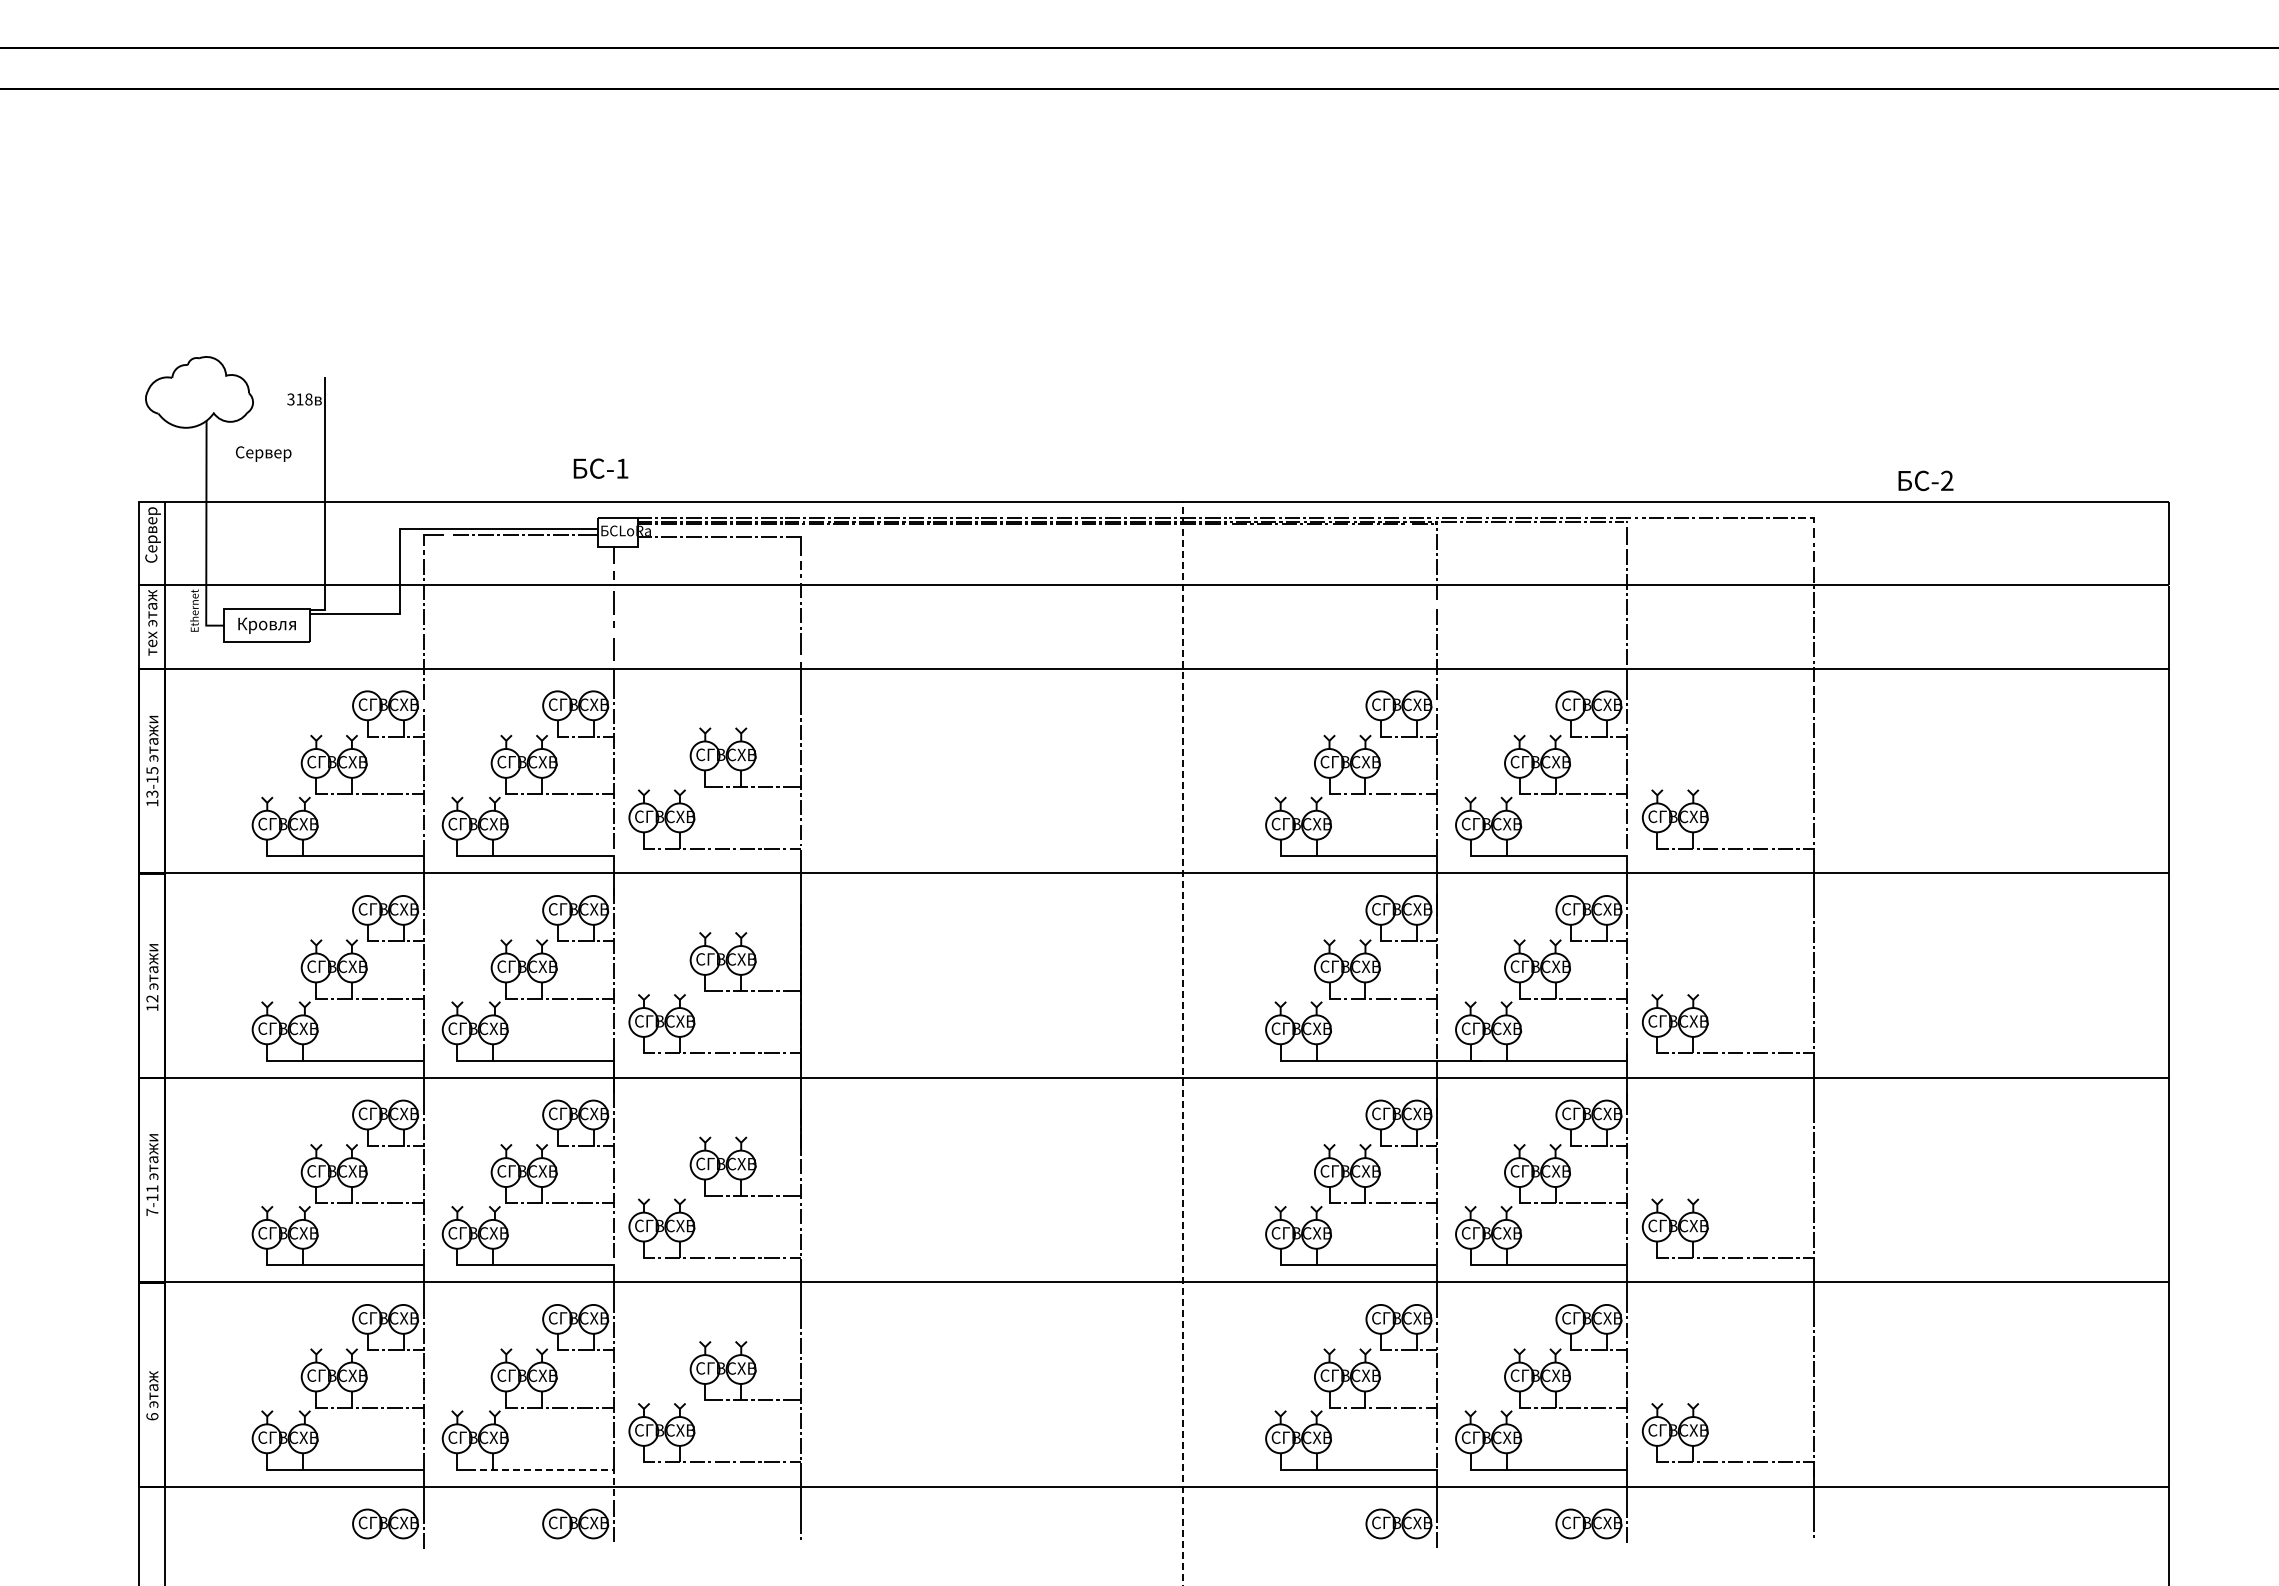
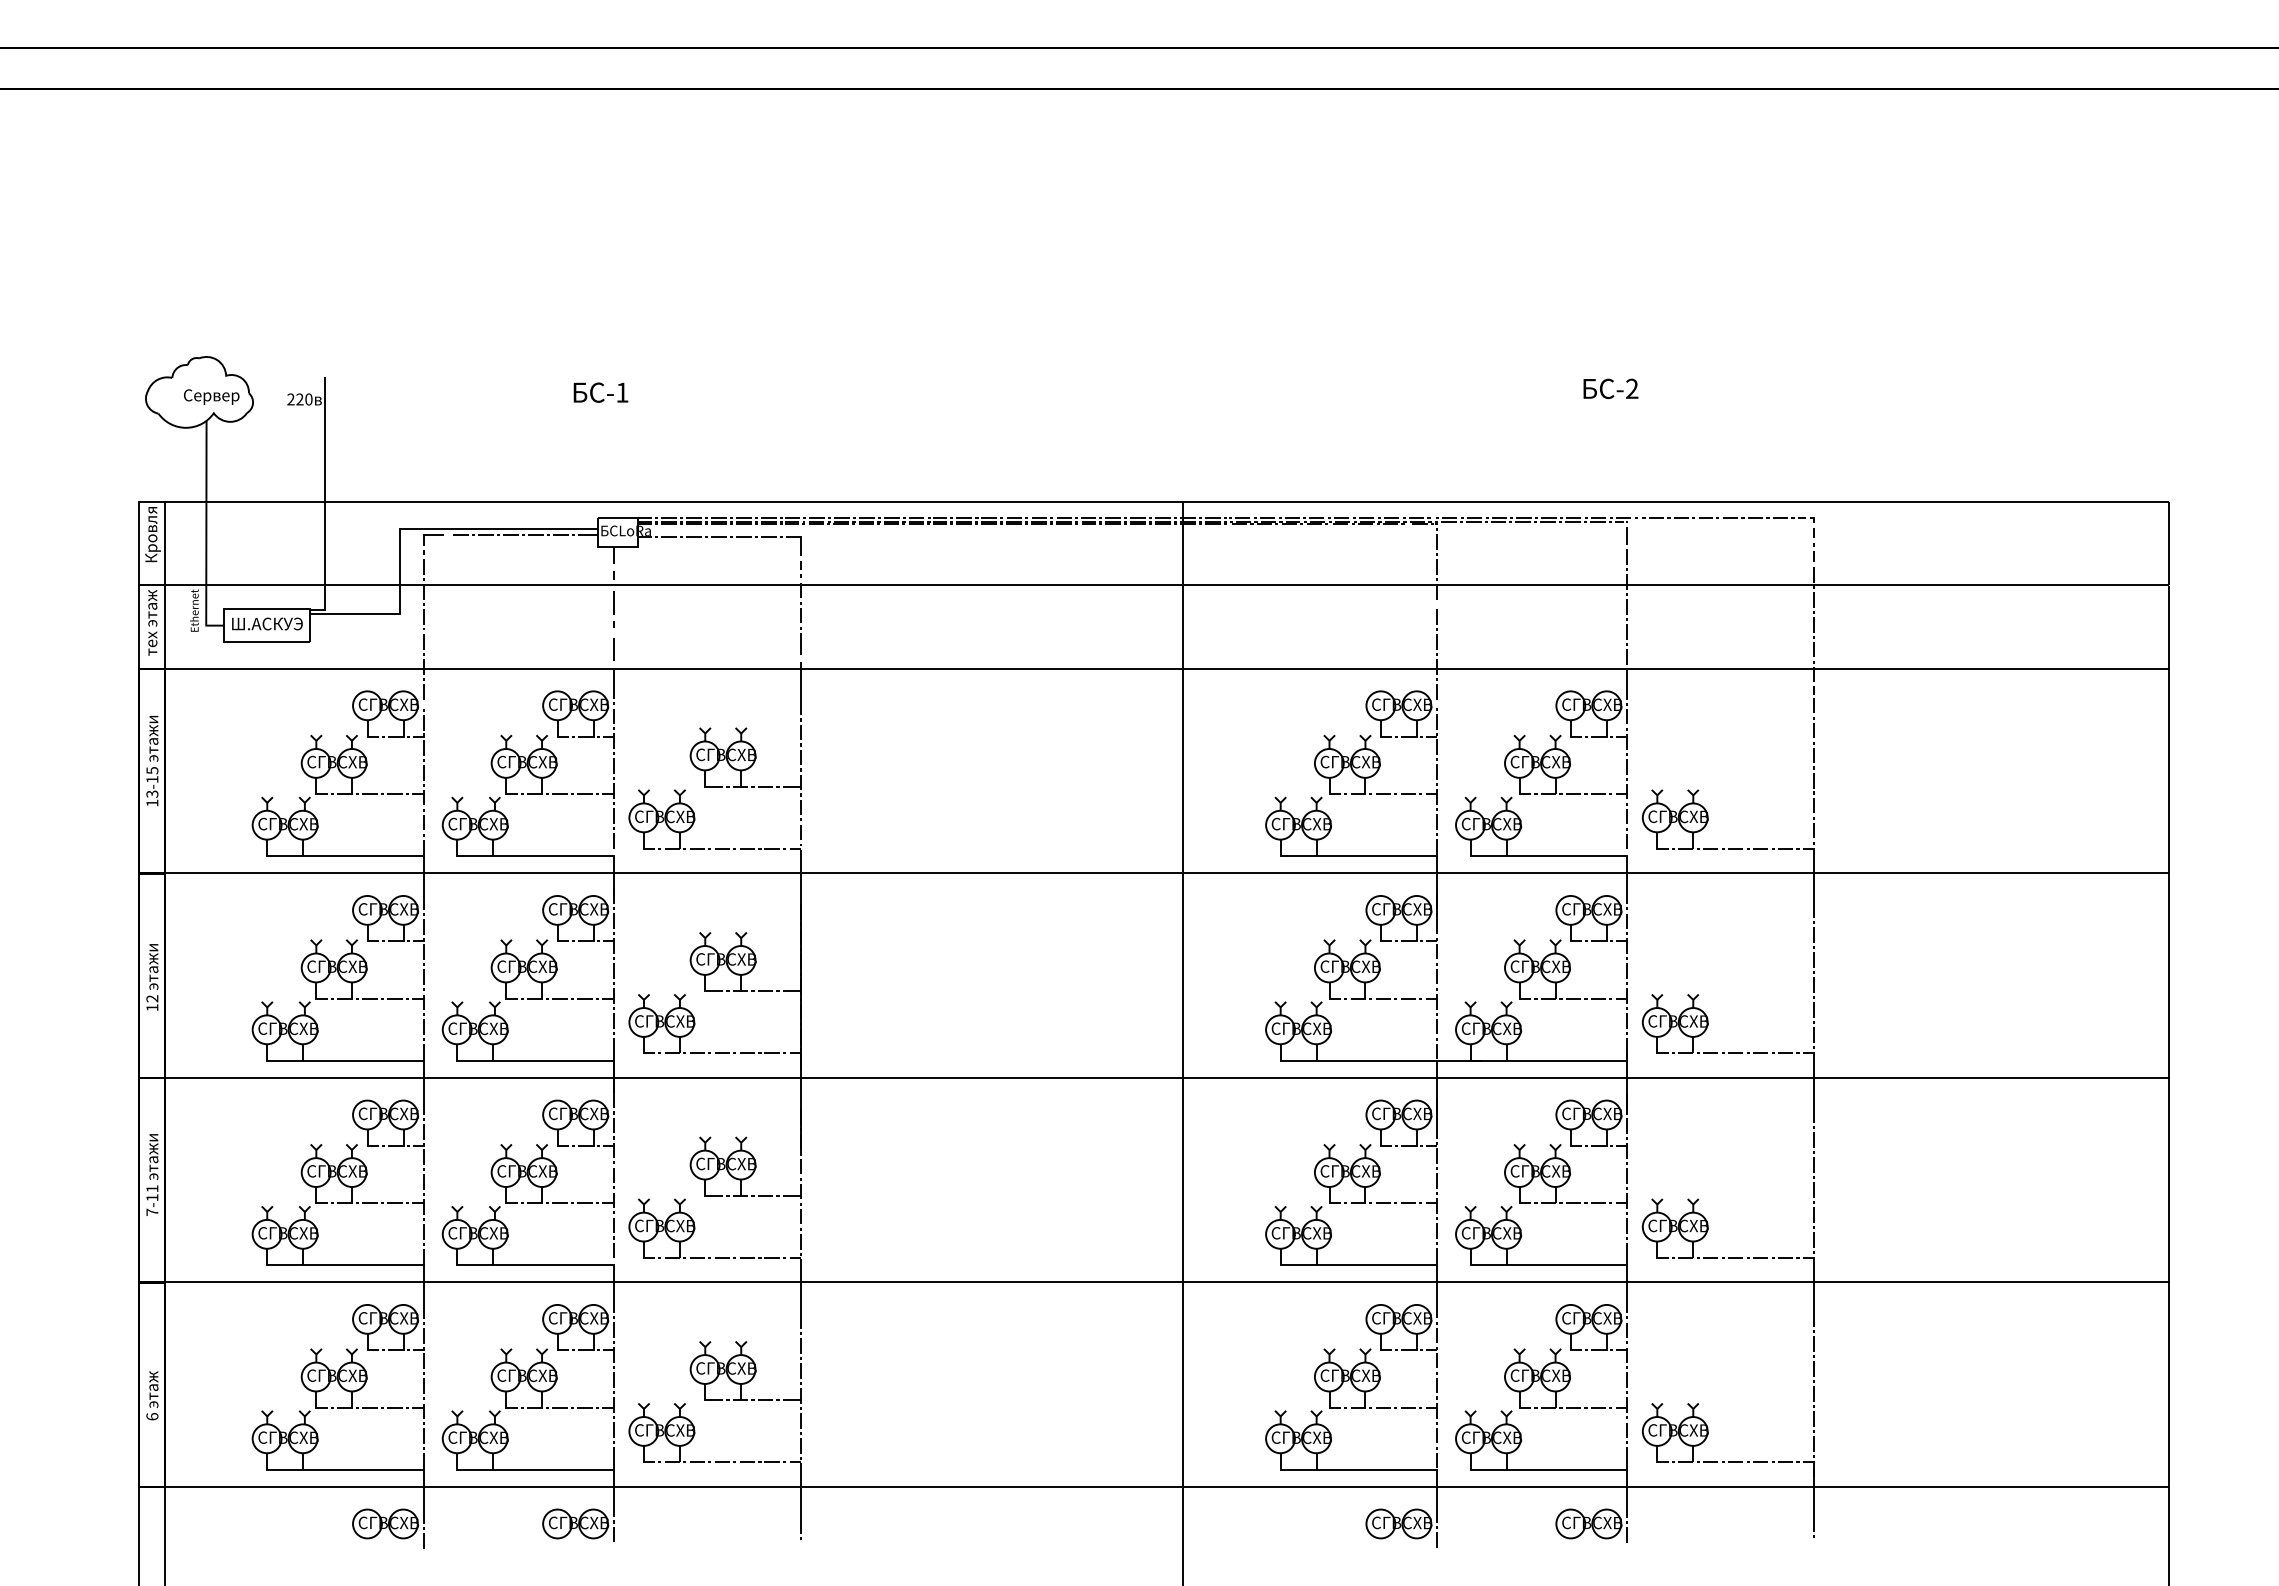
text: 318 -> 220 (299, 399)
text position: (263, 453) -> (211, 396) (211, 396)
text position: (600, 468) -> (600, 392) (600, 392)
text position: (1925, 480) -> (1610, 388) (1610, 388)
text: Сервер -> Кровля (152, 534)
text: Кровля -> Ш.АСКУЭ (267, 625)
line: dashed -> solid (1183, 1043)
line: dashed -> solid (558, 1469)
